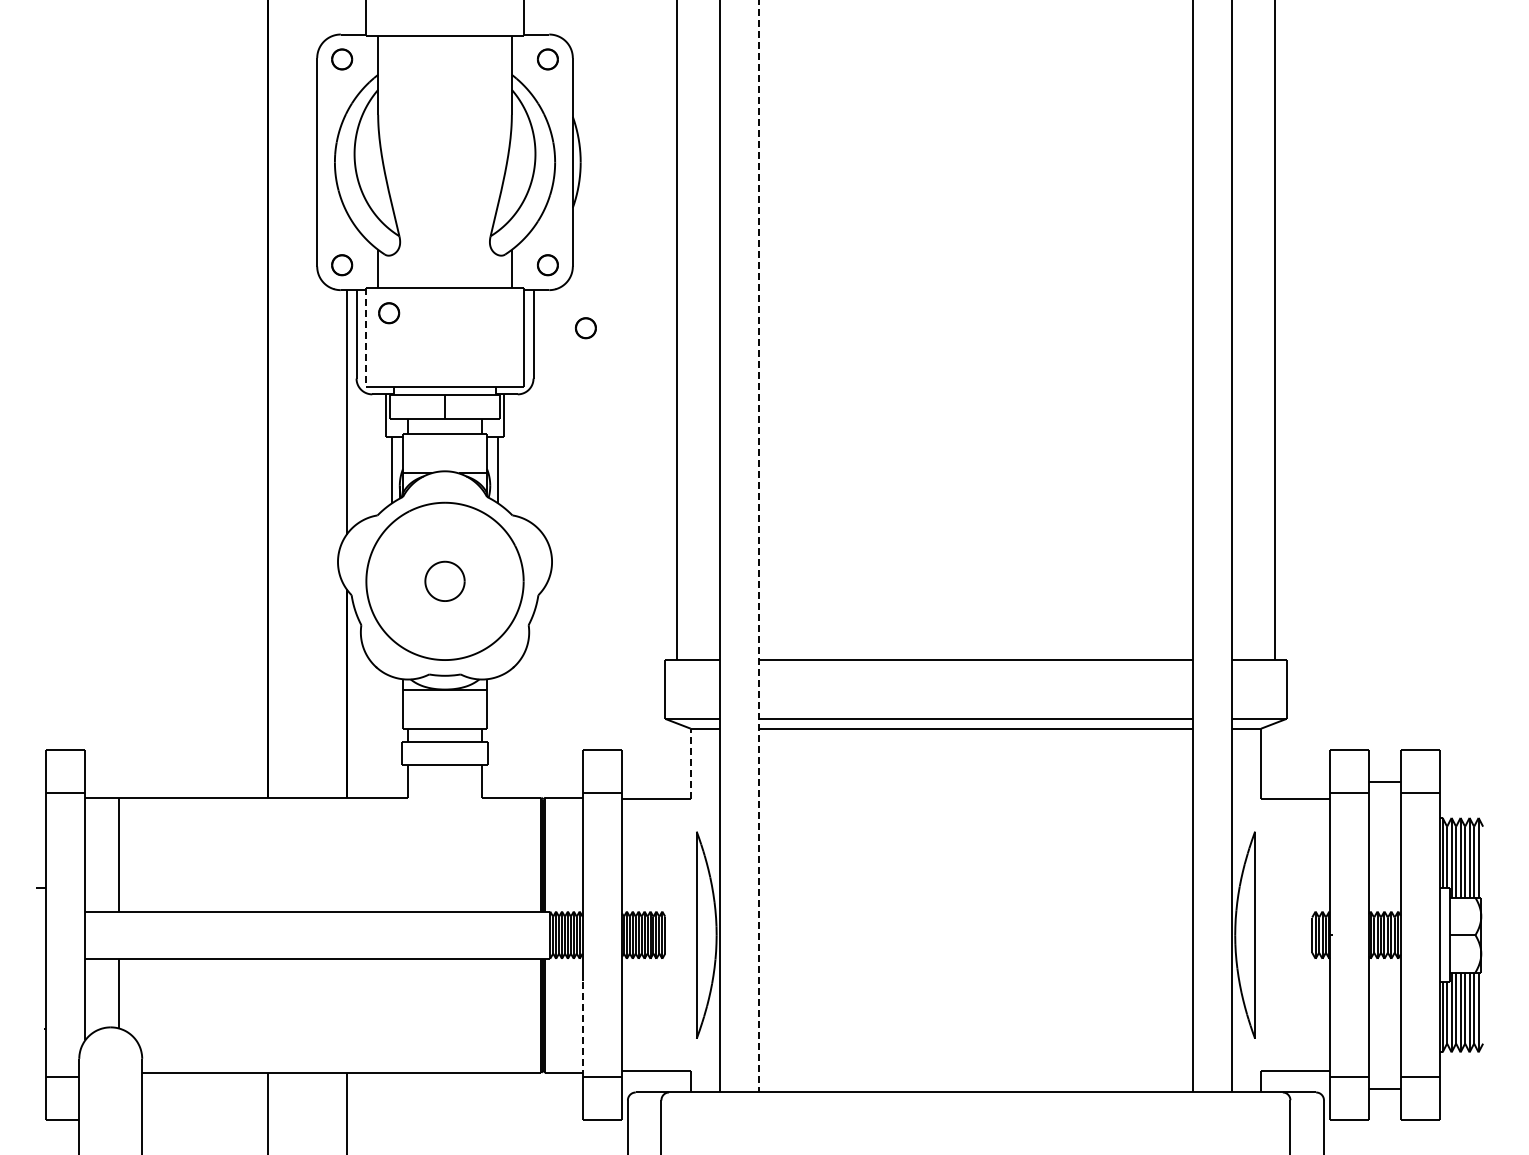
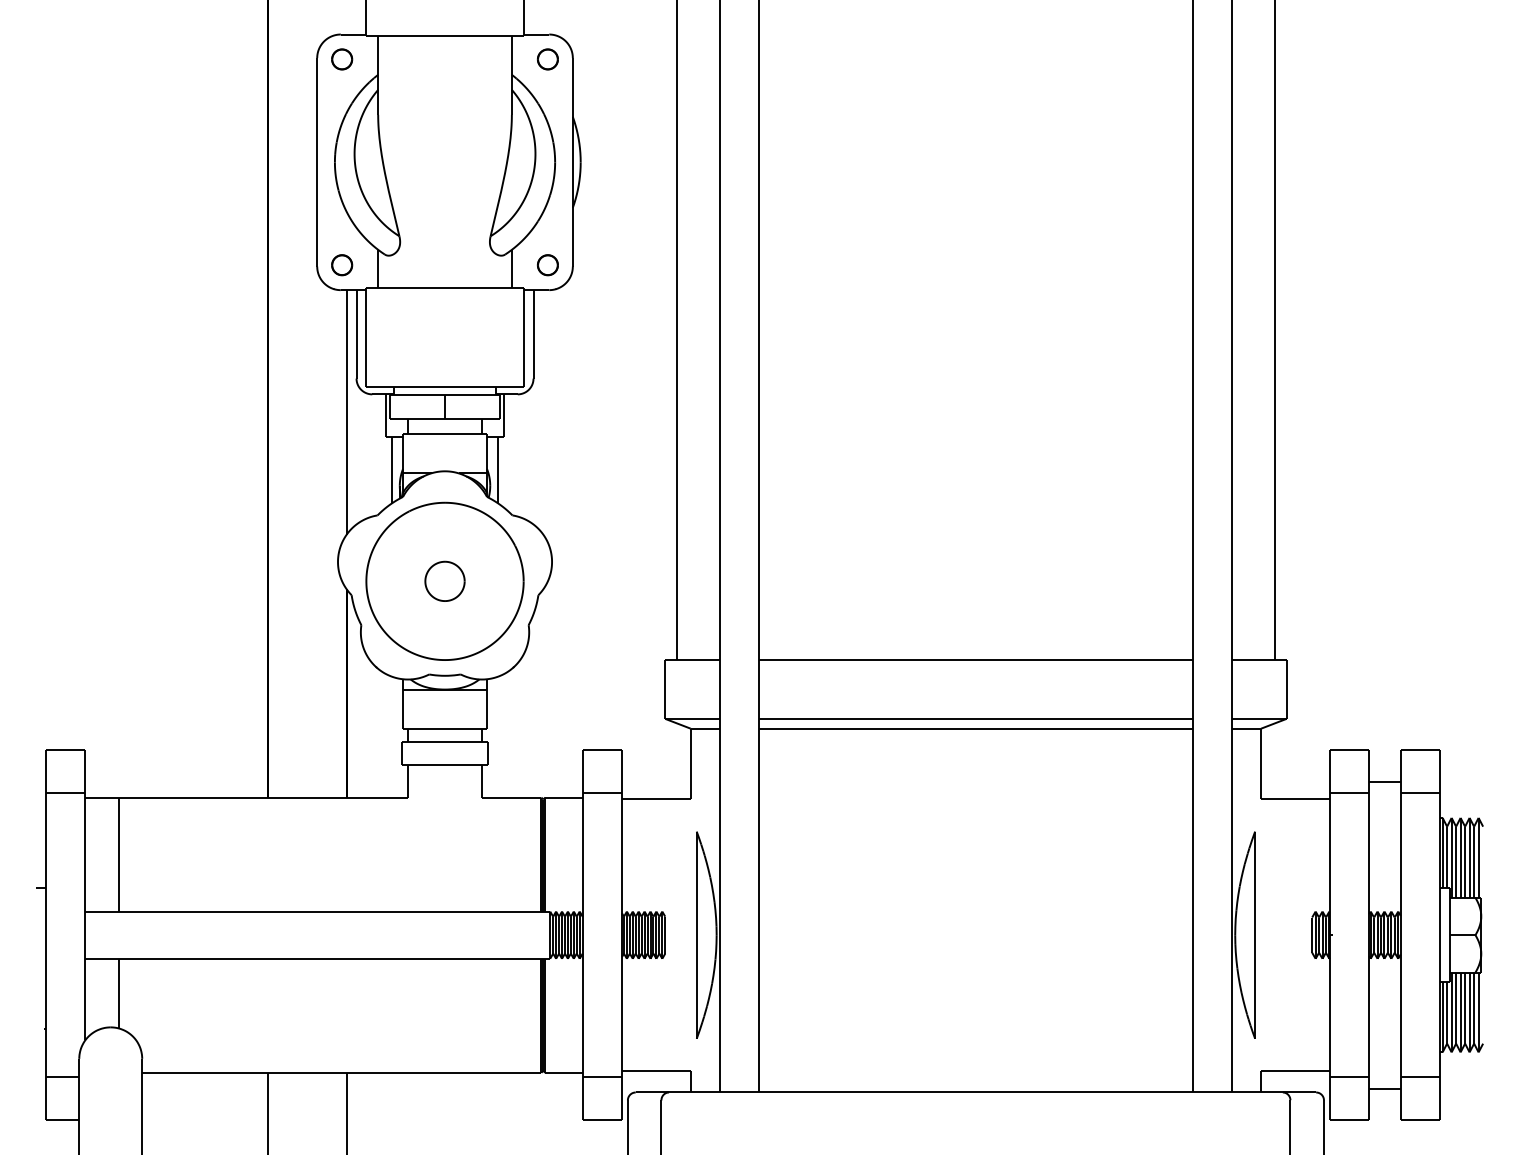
part: present -> none (389, 313)
part: present -> none (585, 328)
line: dashed -> solid (366, 337)
line: dashed -> solid (759, 546)
line: dashed -> solid (690, 763)
line: dashed -> solid (582, 1028)
